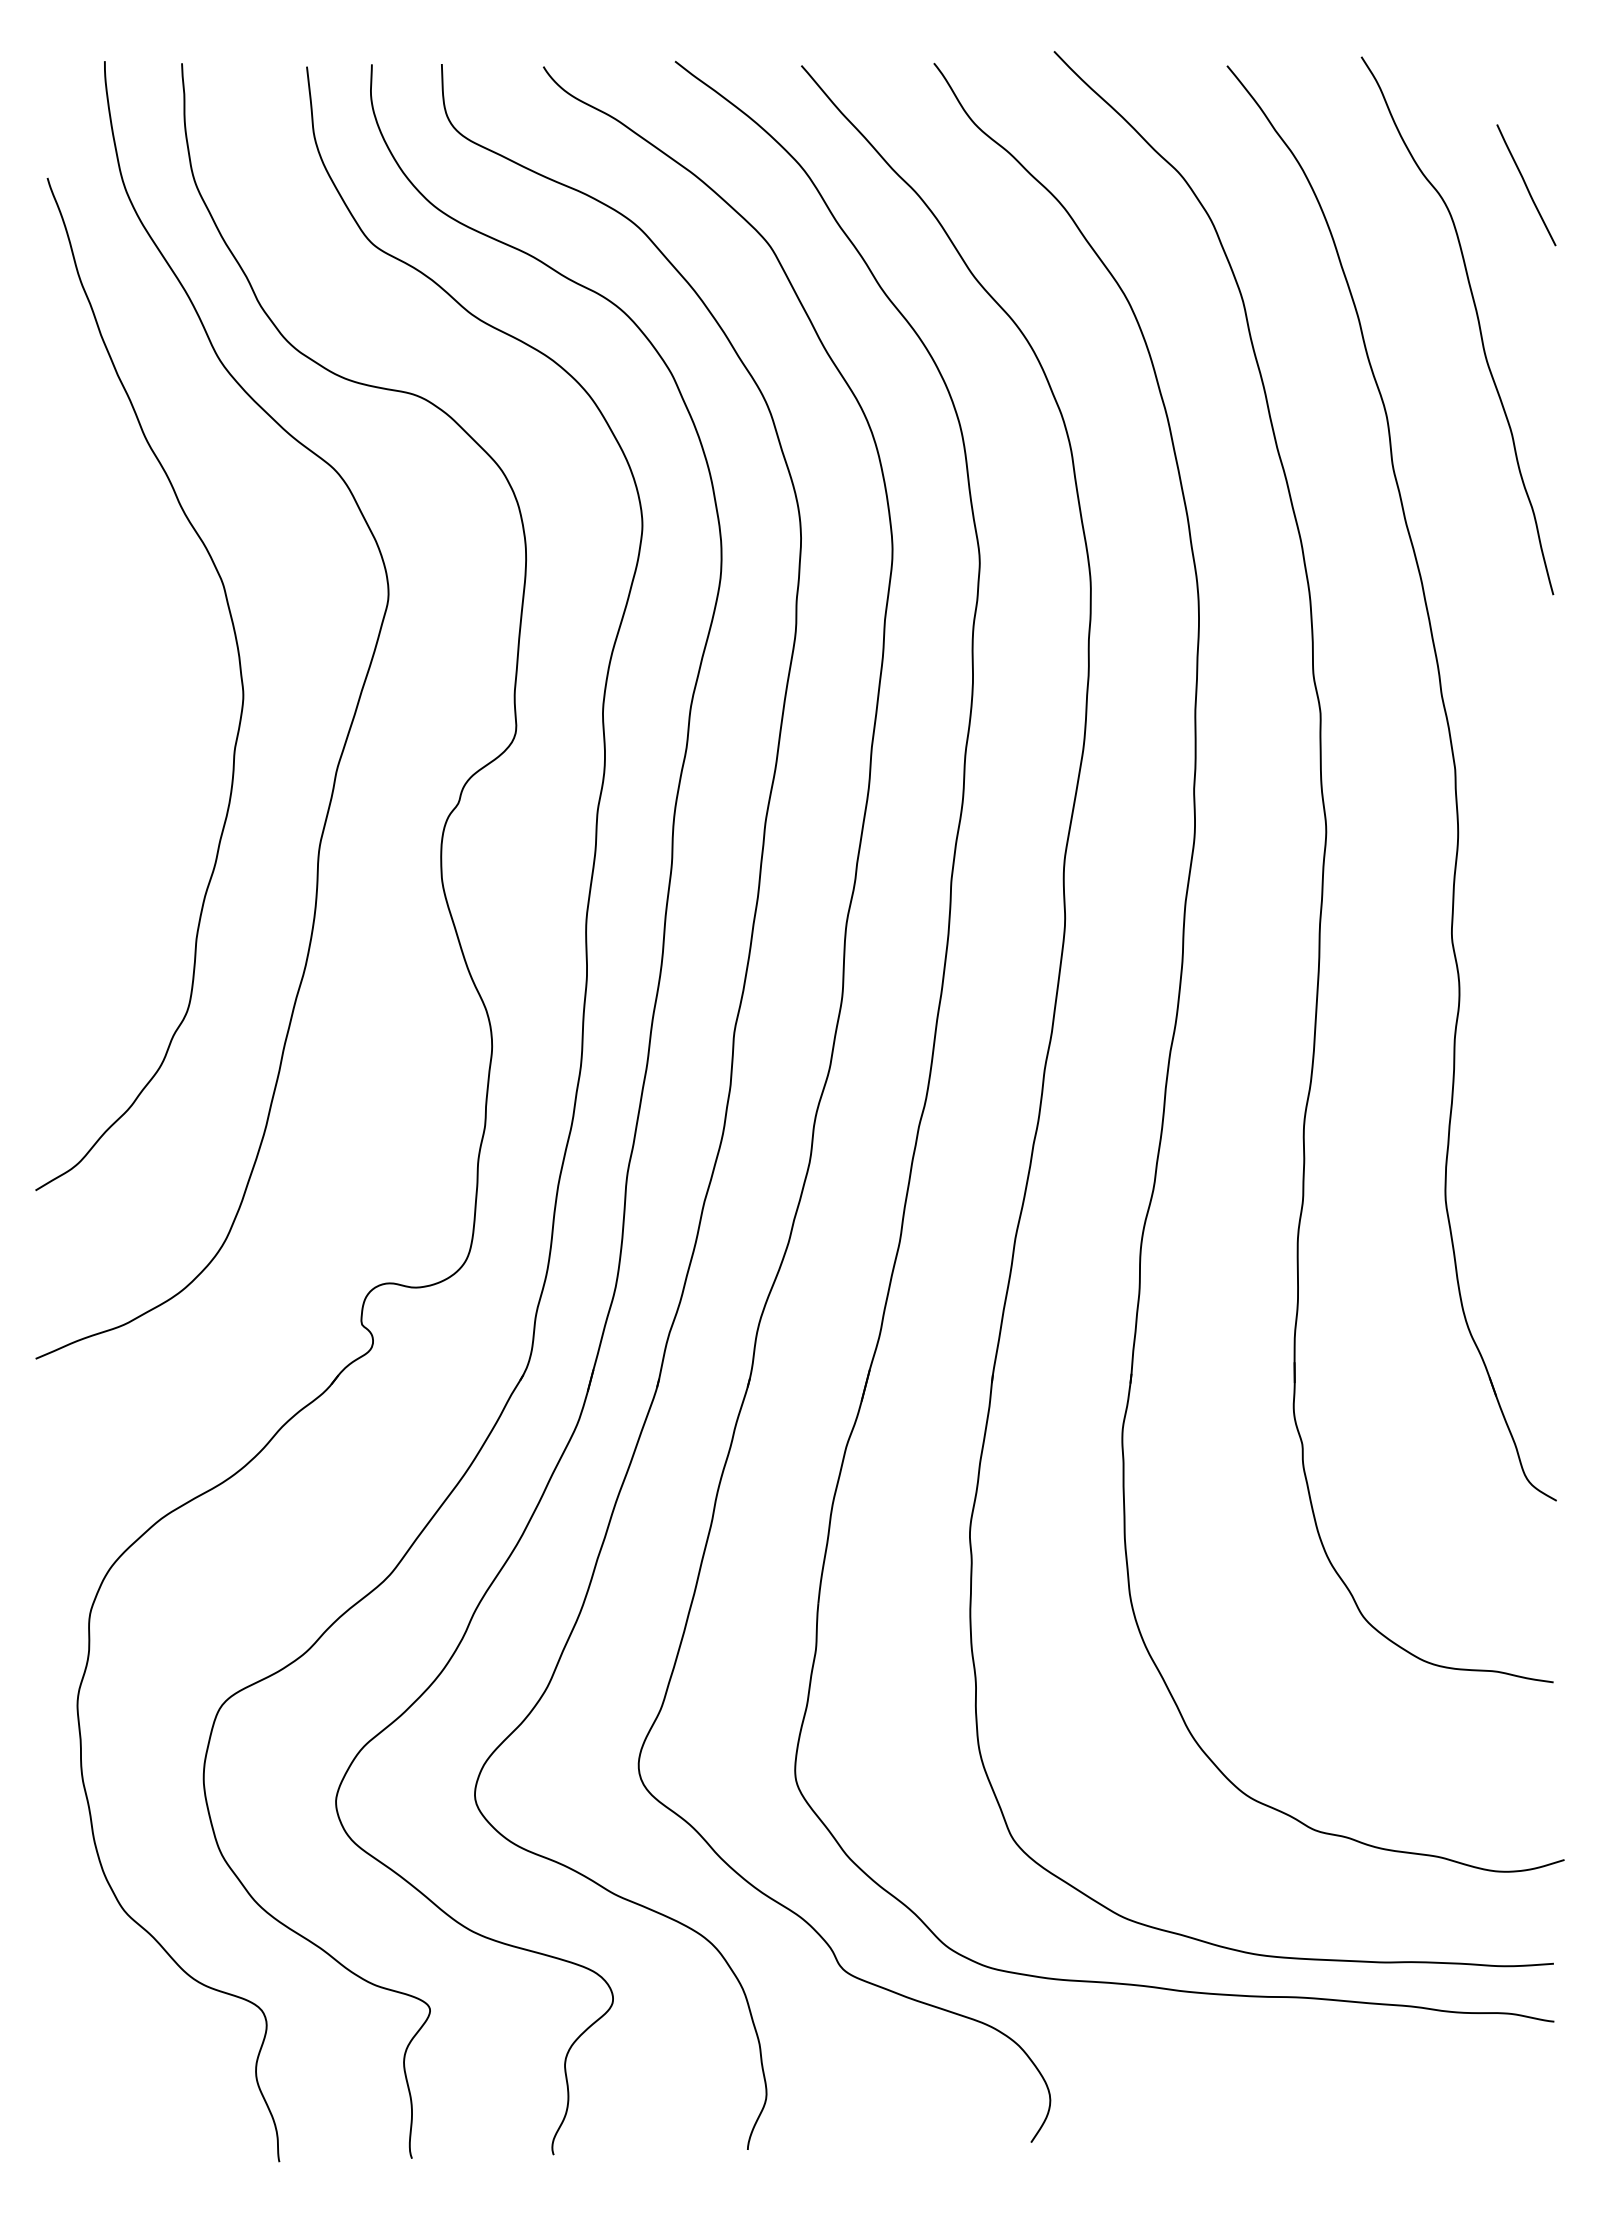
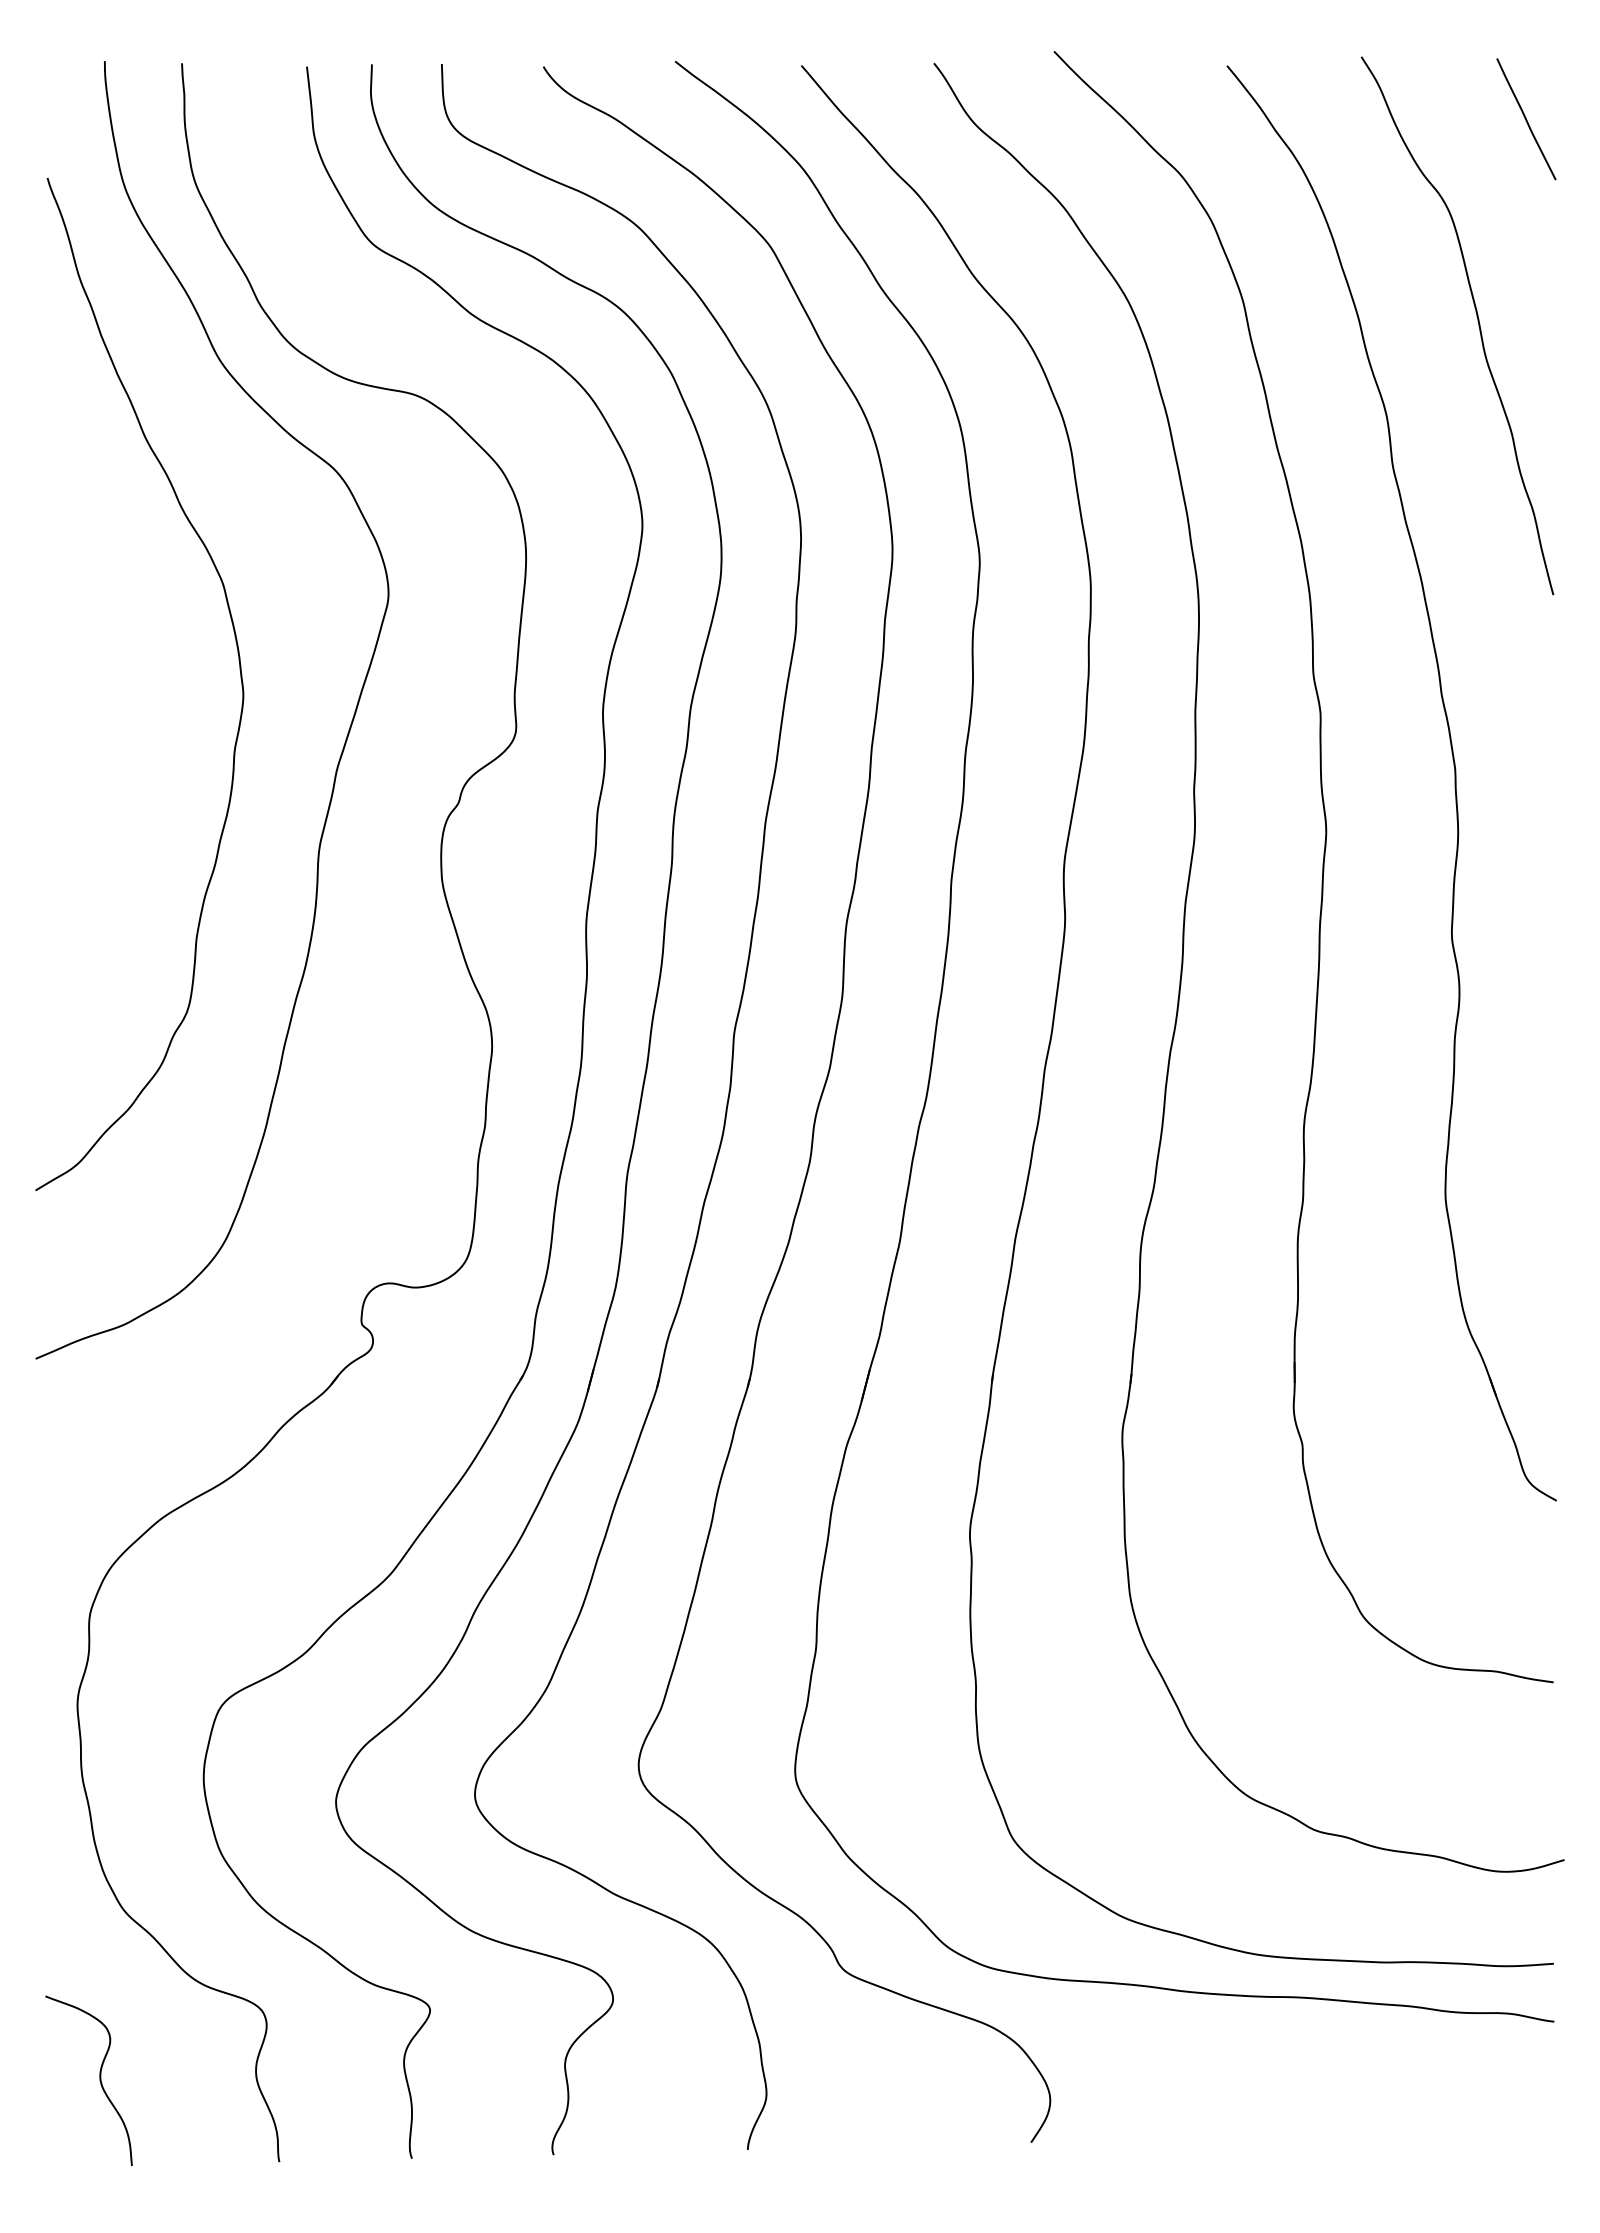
curve position: (1526, 185) -> (1526, 119) (1526, 119)
curve: none -> present (99, 2080)
